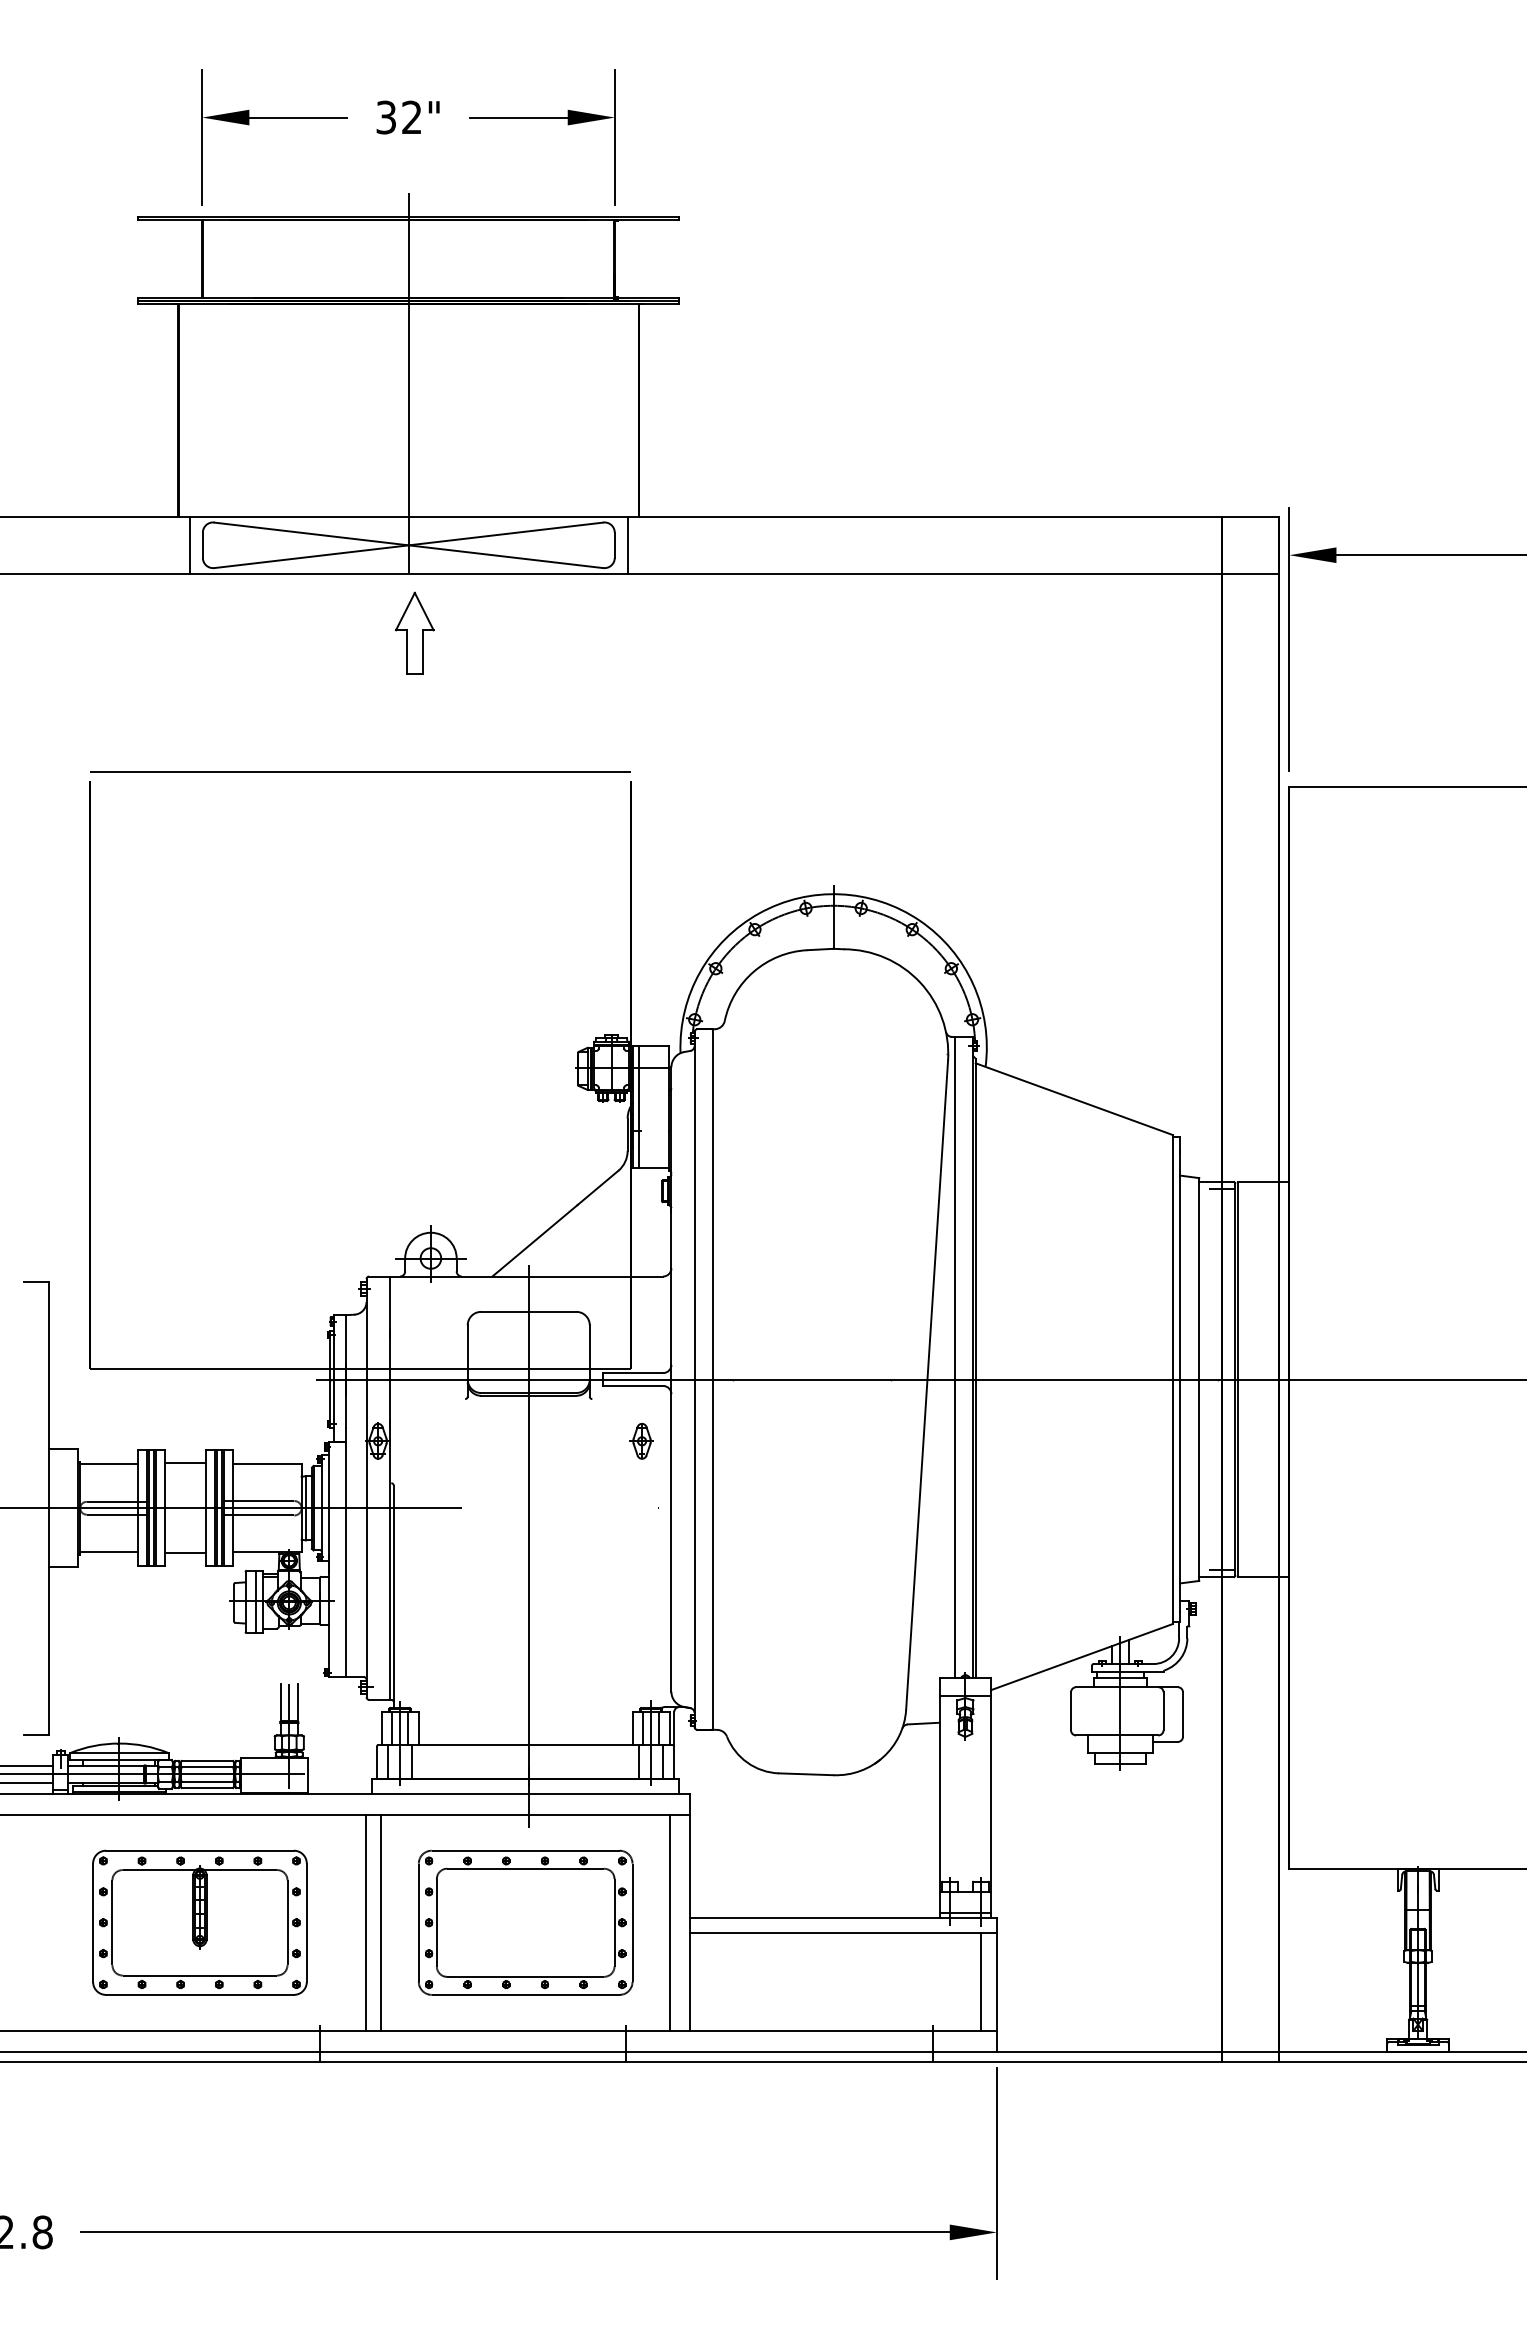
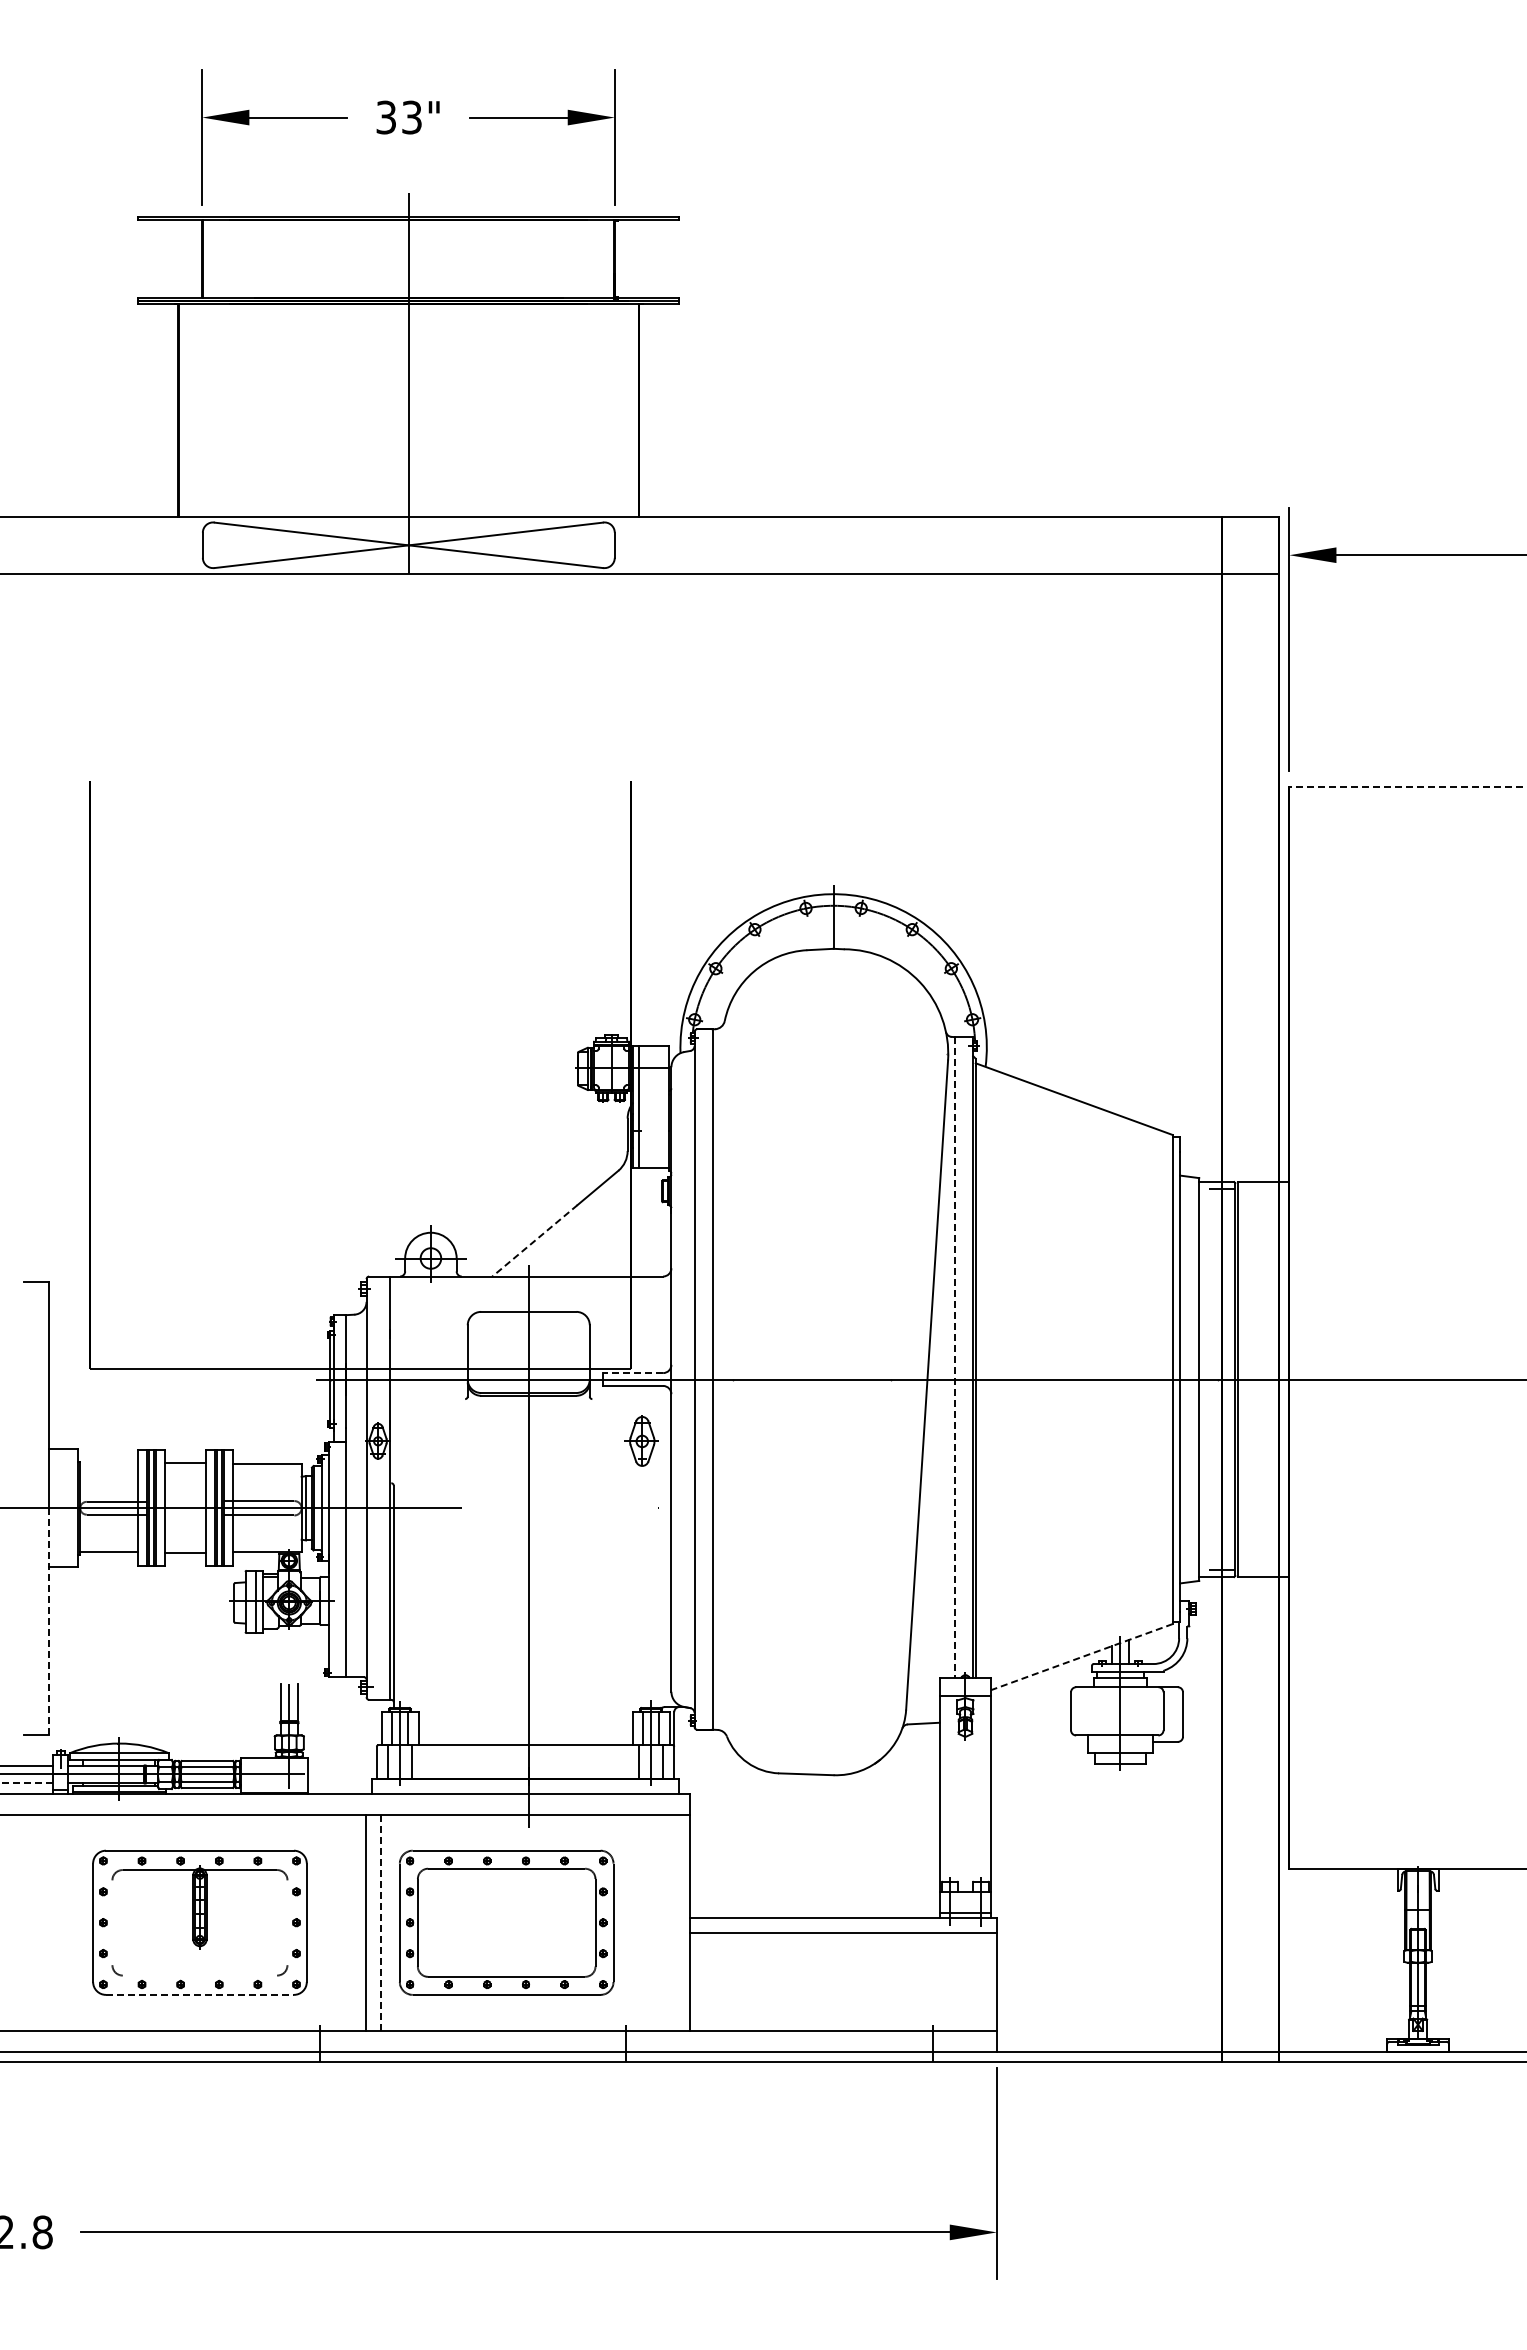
text: 32" -> 33" (411, 117)
line: present -> none (190, 545)
line: present -> none (627, 545)
part: present -> none (414, 632)
line: present -> none (360, 771)
line: solid -> dashed (1407, 787)
line: solid -> dashed (534, 1240)
line: solid -> dashed (954, 1357)
line: solid -> dashed (632, 1373)
part size: 25x38 px -> 35x52 px (641, 1440)
line: present -> none (109, 1464)
line: solid -> dashed (49, 1621)
line: solid -> dashed (1082, 1657)
line: solid -> dashed (26, 1783)
line: present -> none (112, 1922)
line: present -> none (287, 1922)
line: solid -> dashed (381, 1922)
part position: (525, 1922) -> (506, 1922) (506, 1922)
line: present -> none (669, 1922)
line: present -> none (199, 1975)
line: present -> none (981, 1981)
line: solid -> dashed (199, 1994)
